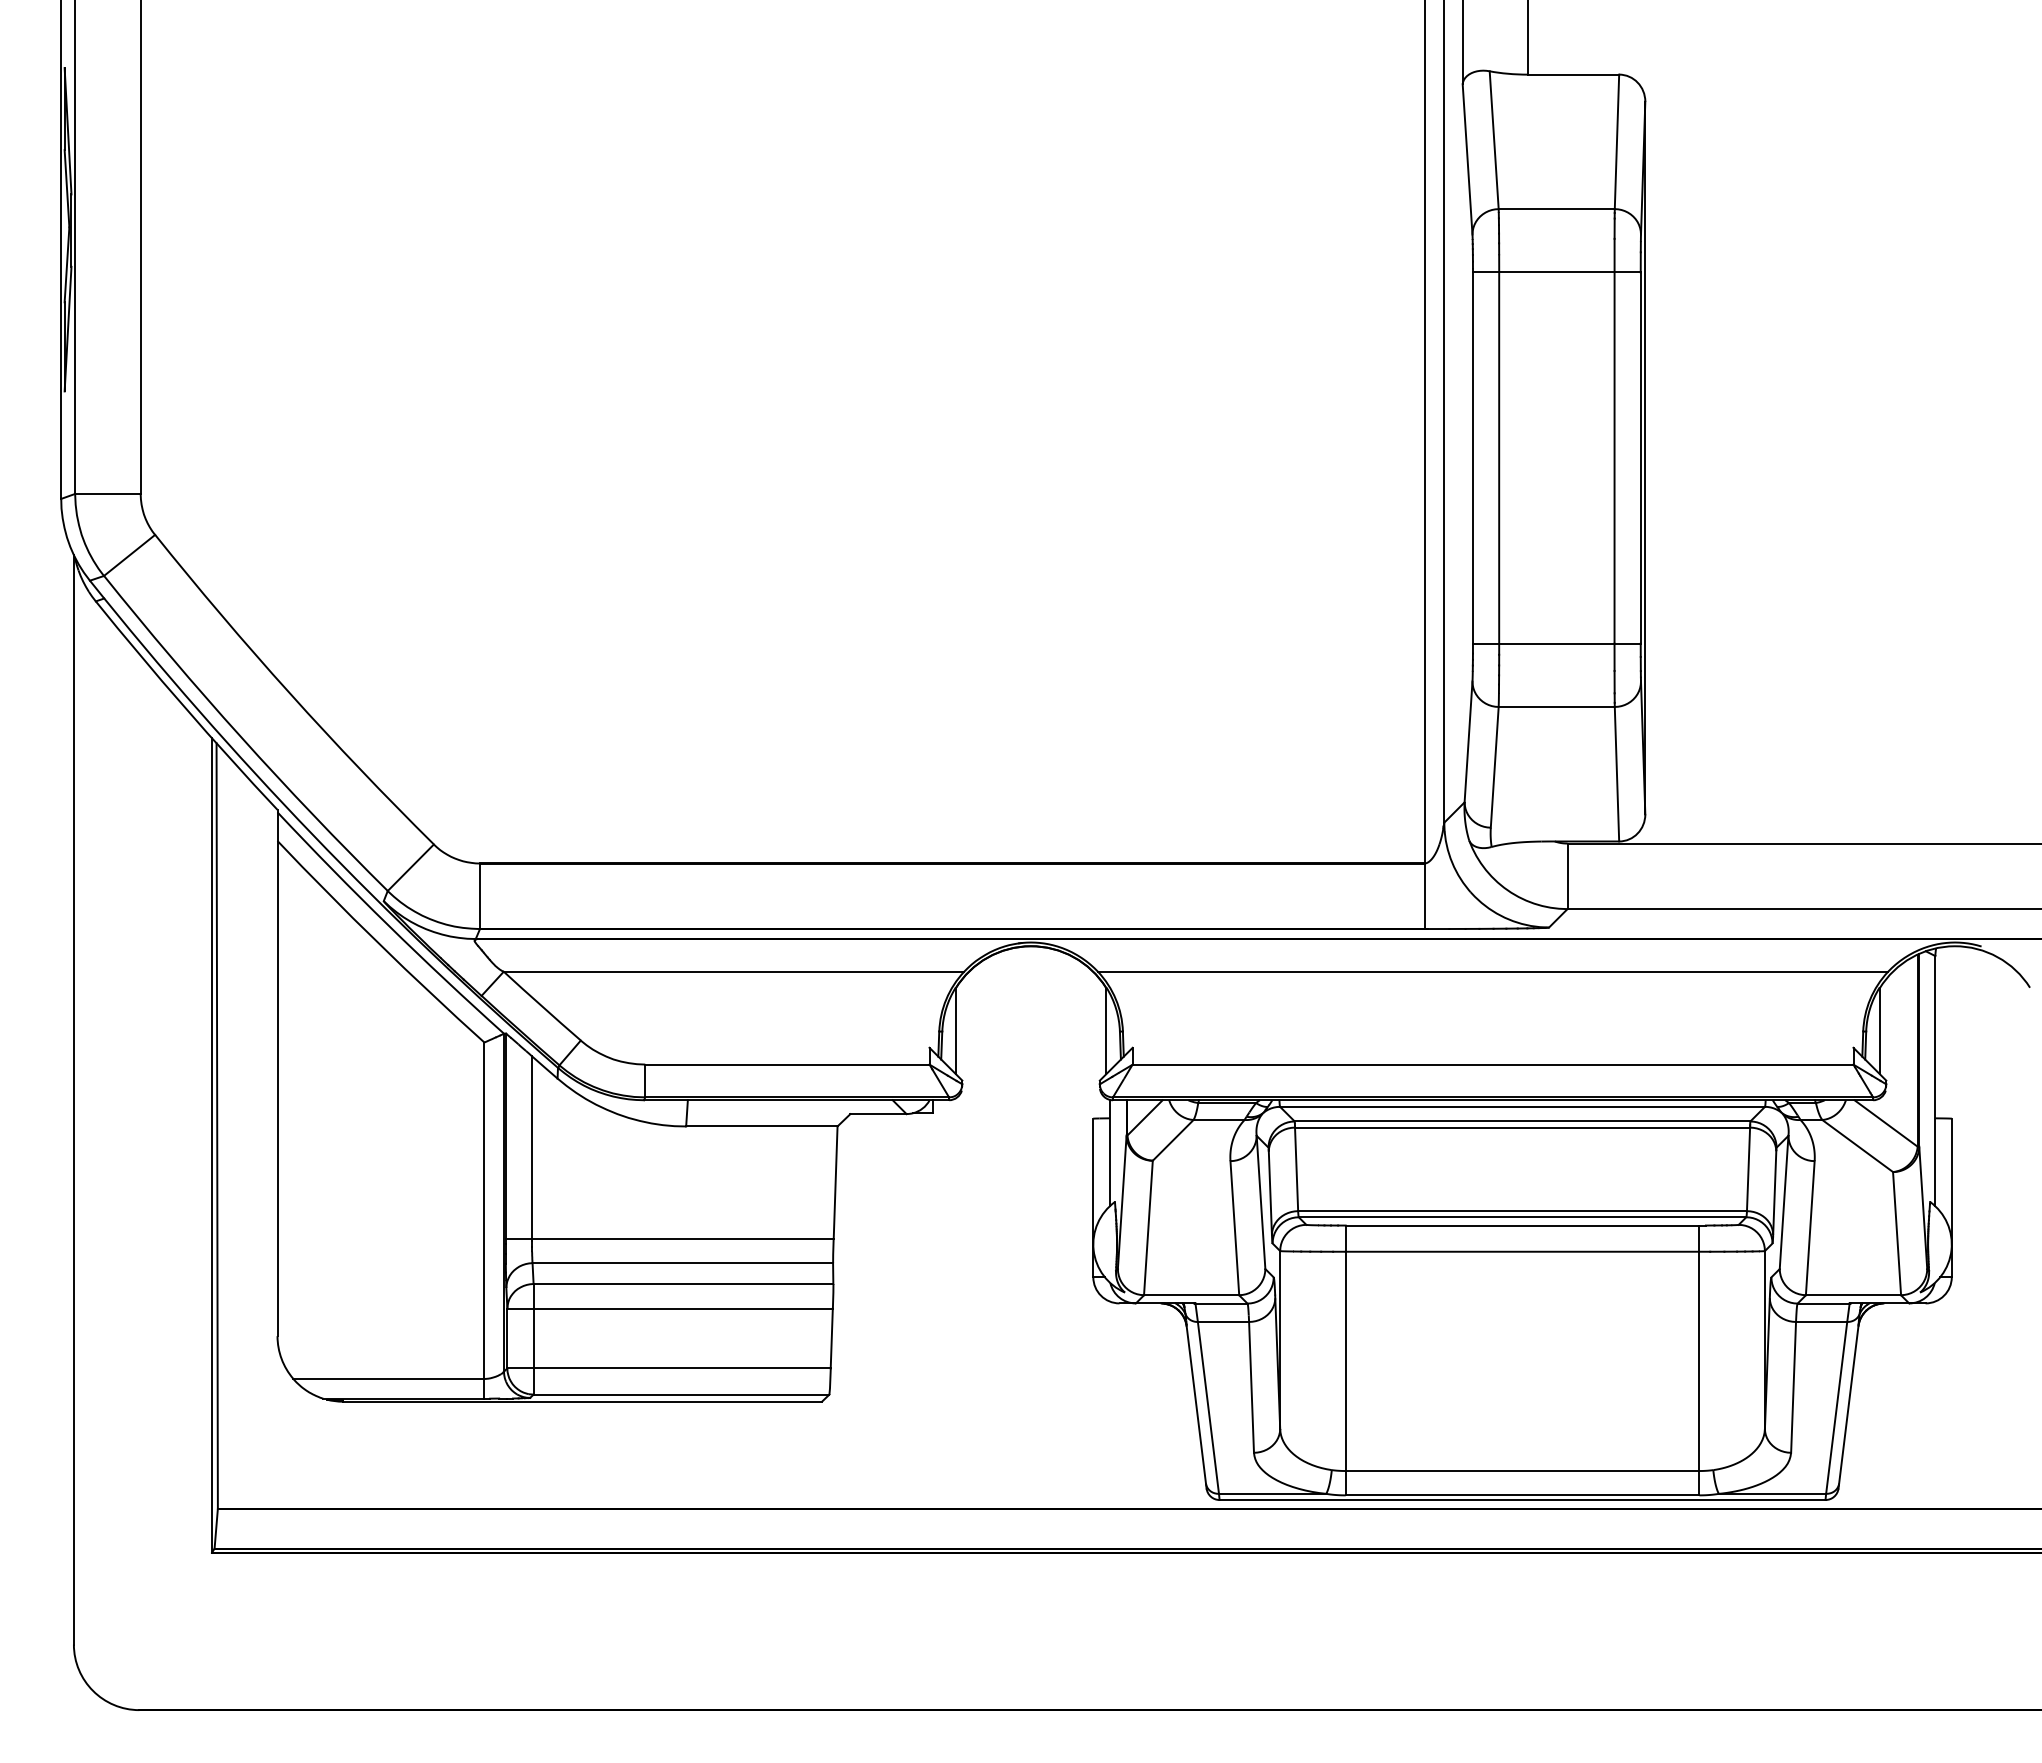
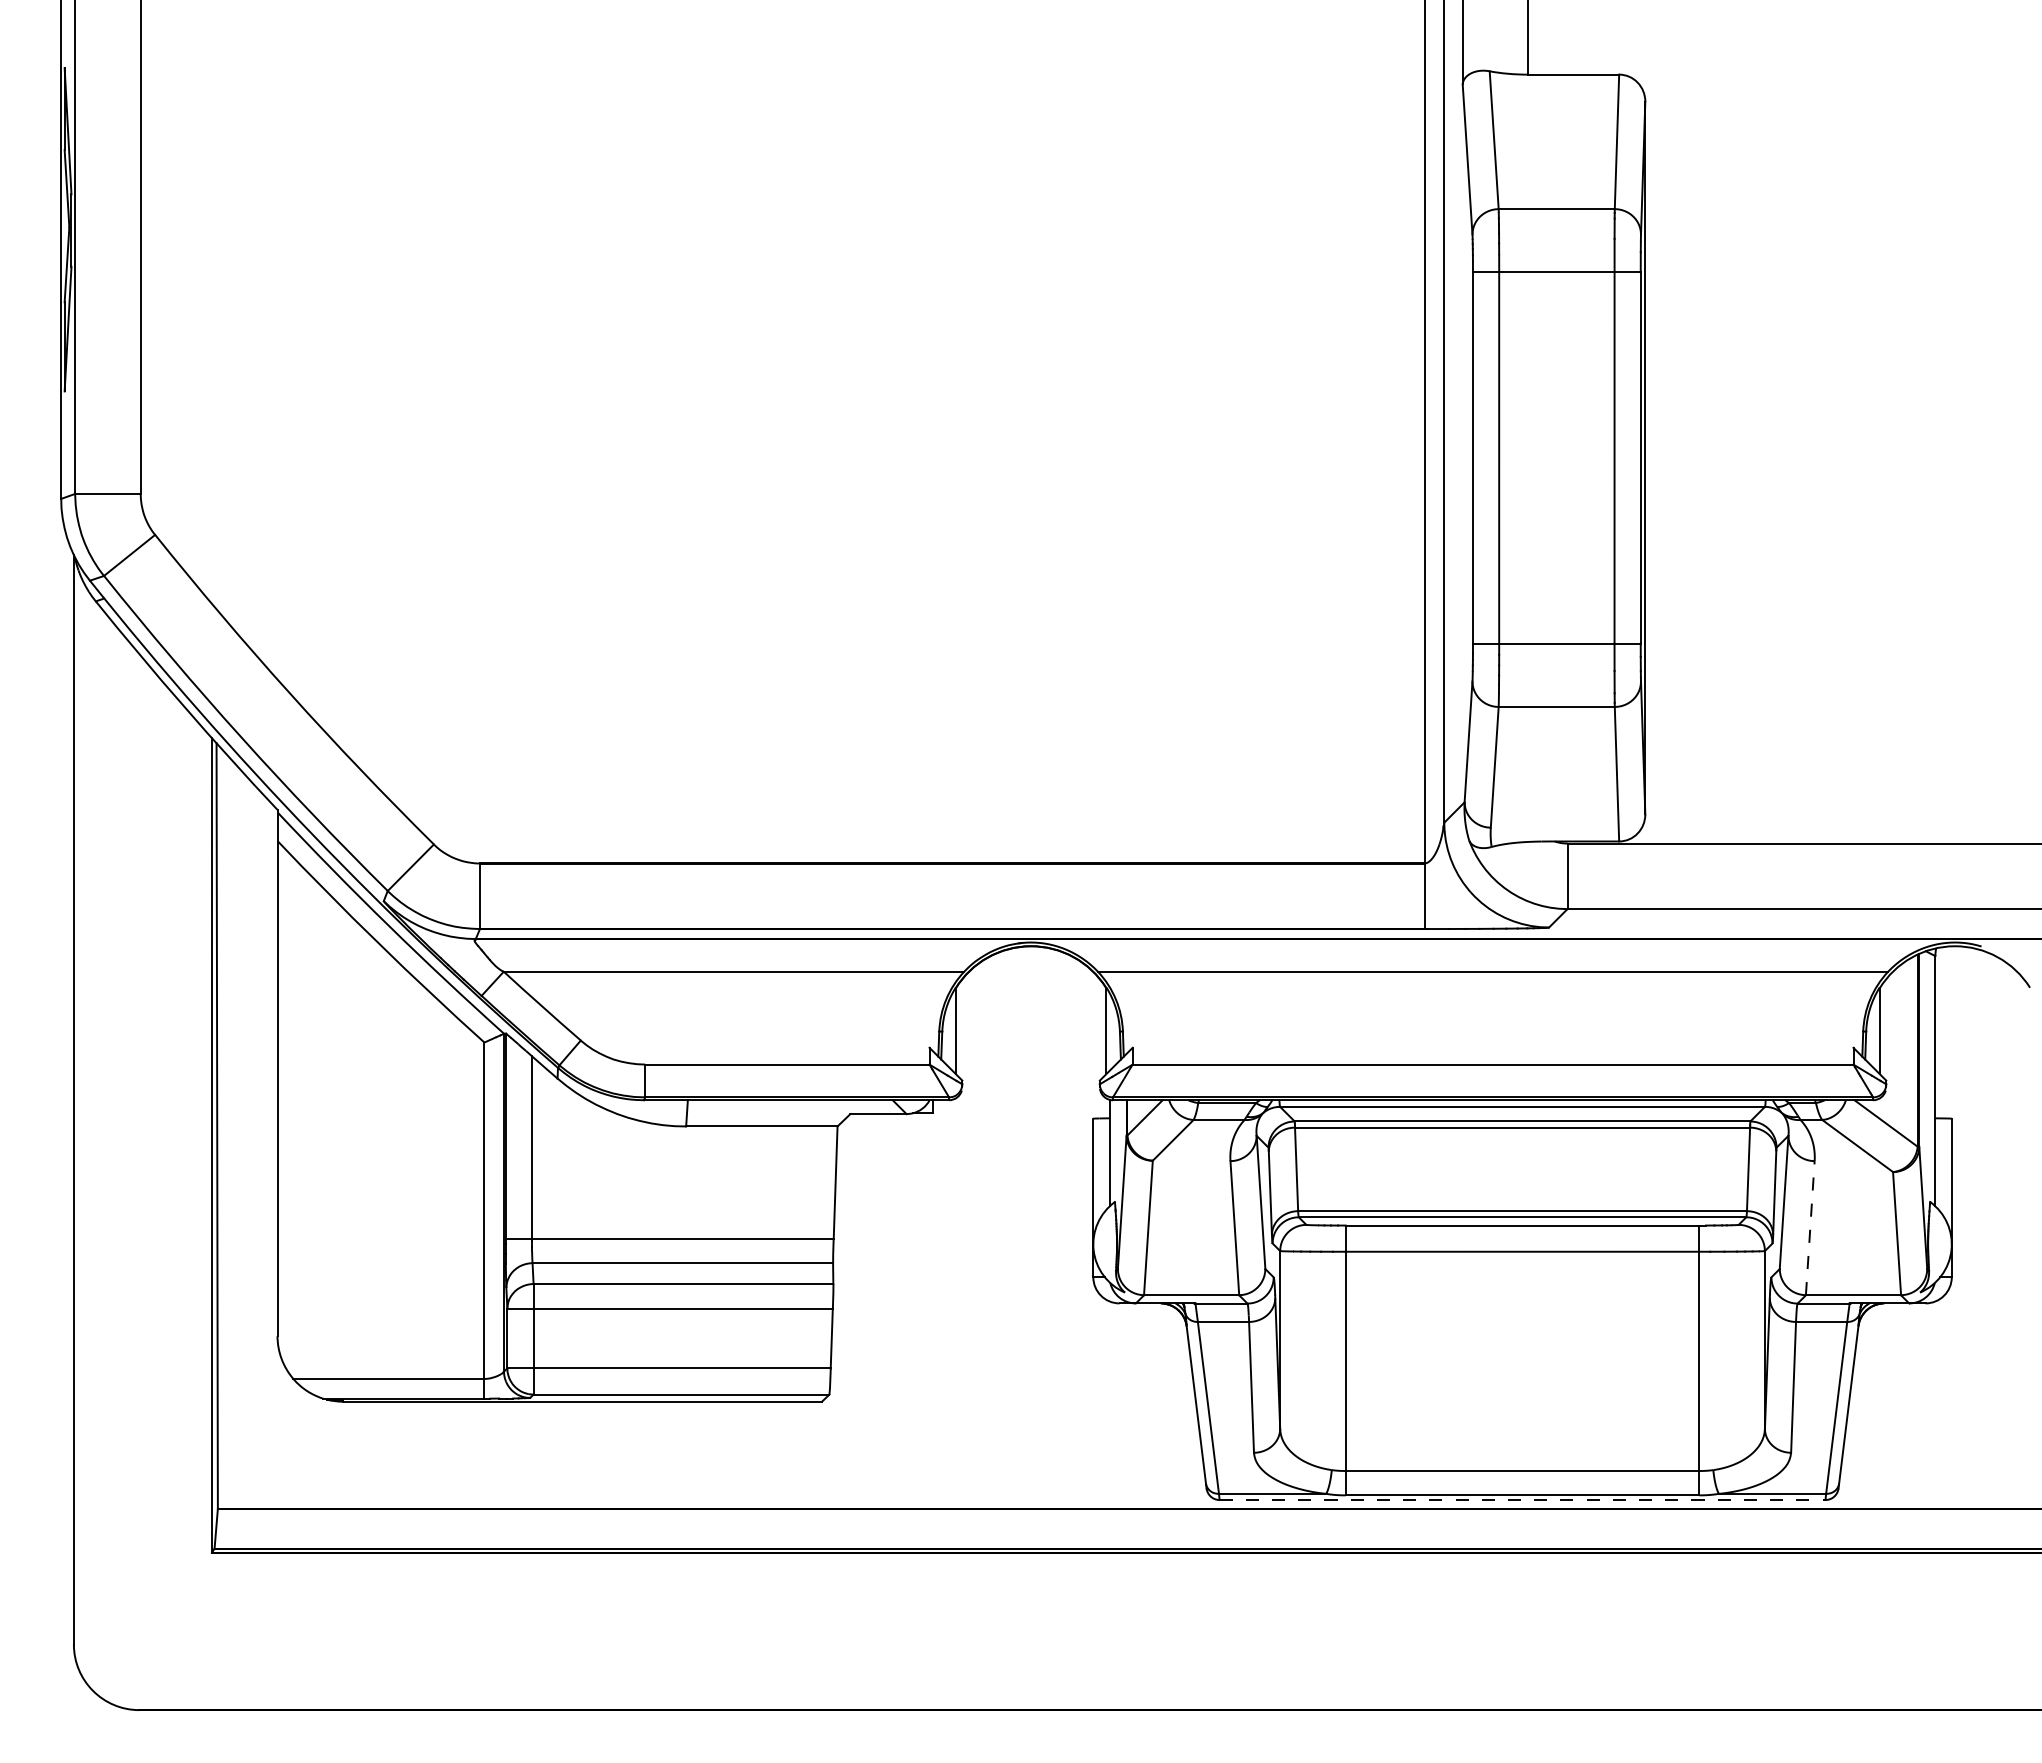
line: solid -> dashed (1810, 1227)
line: solid -> dashed (1522, 1500)
